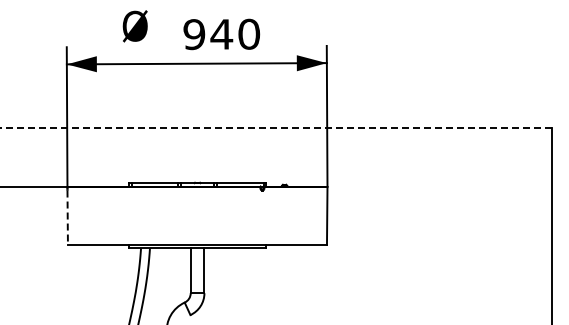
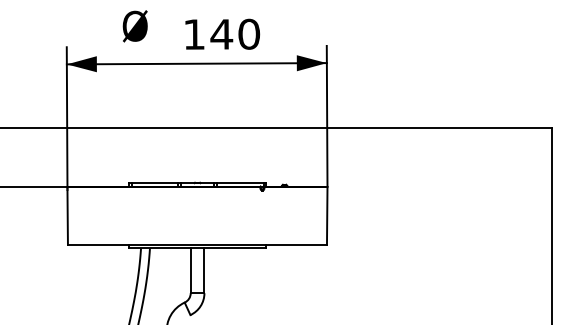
text: 940 -> 140 (194, 34)
line: dashed -> solid (276, 128)
line: dashed -> solid (67, 218)
